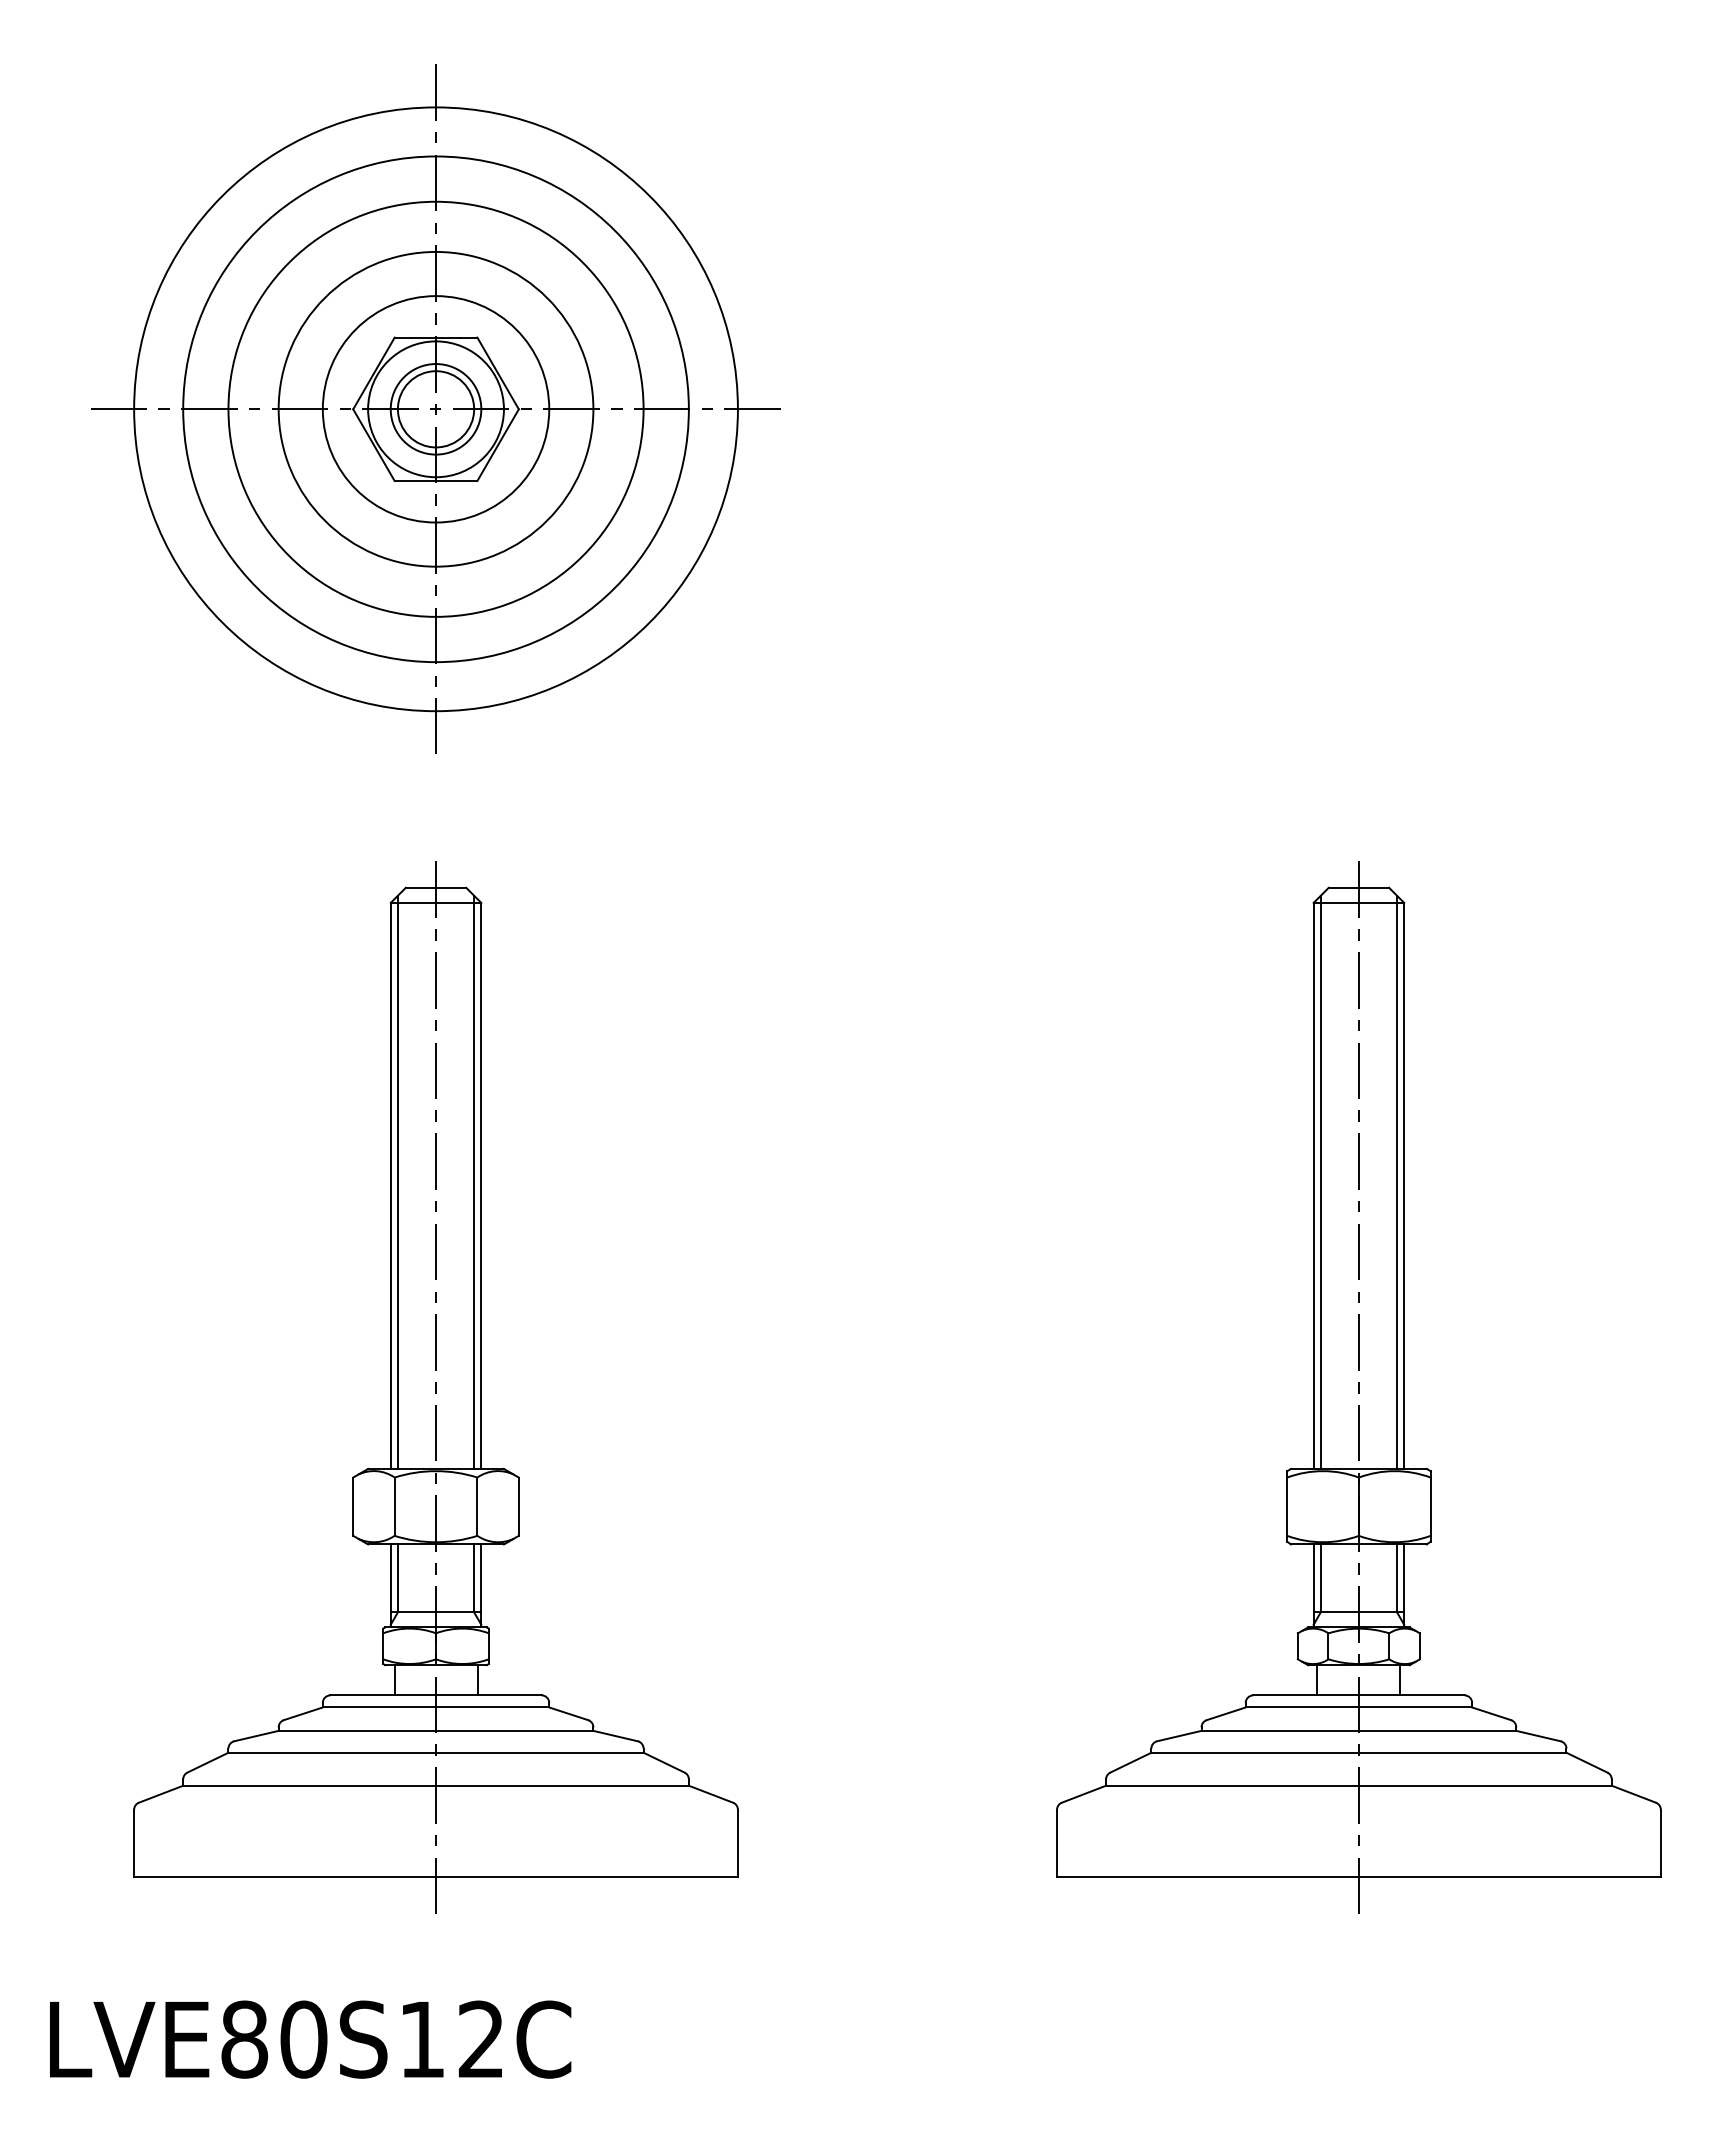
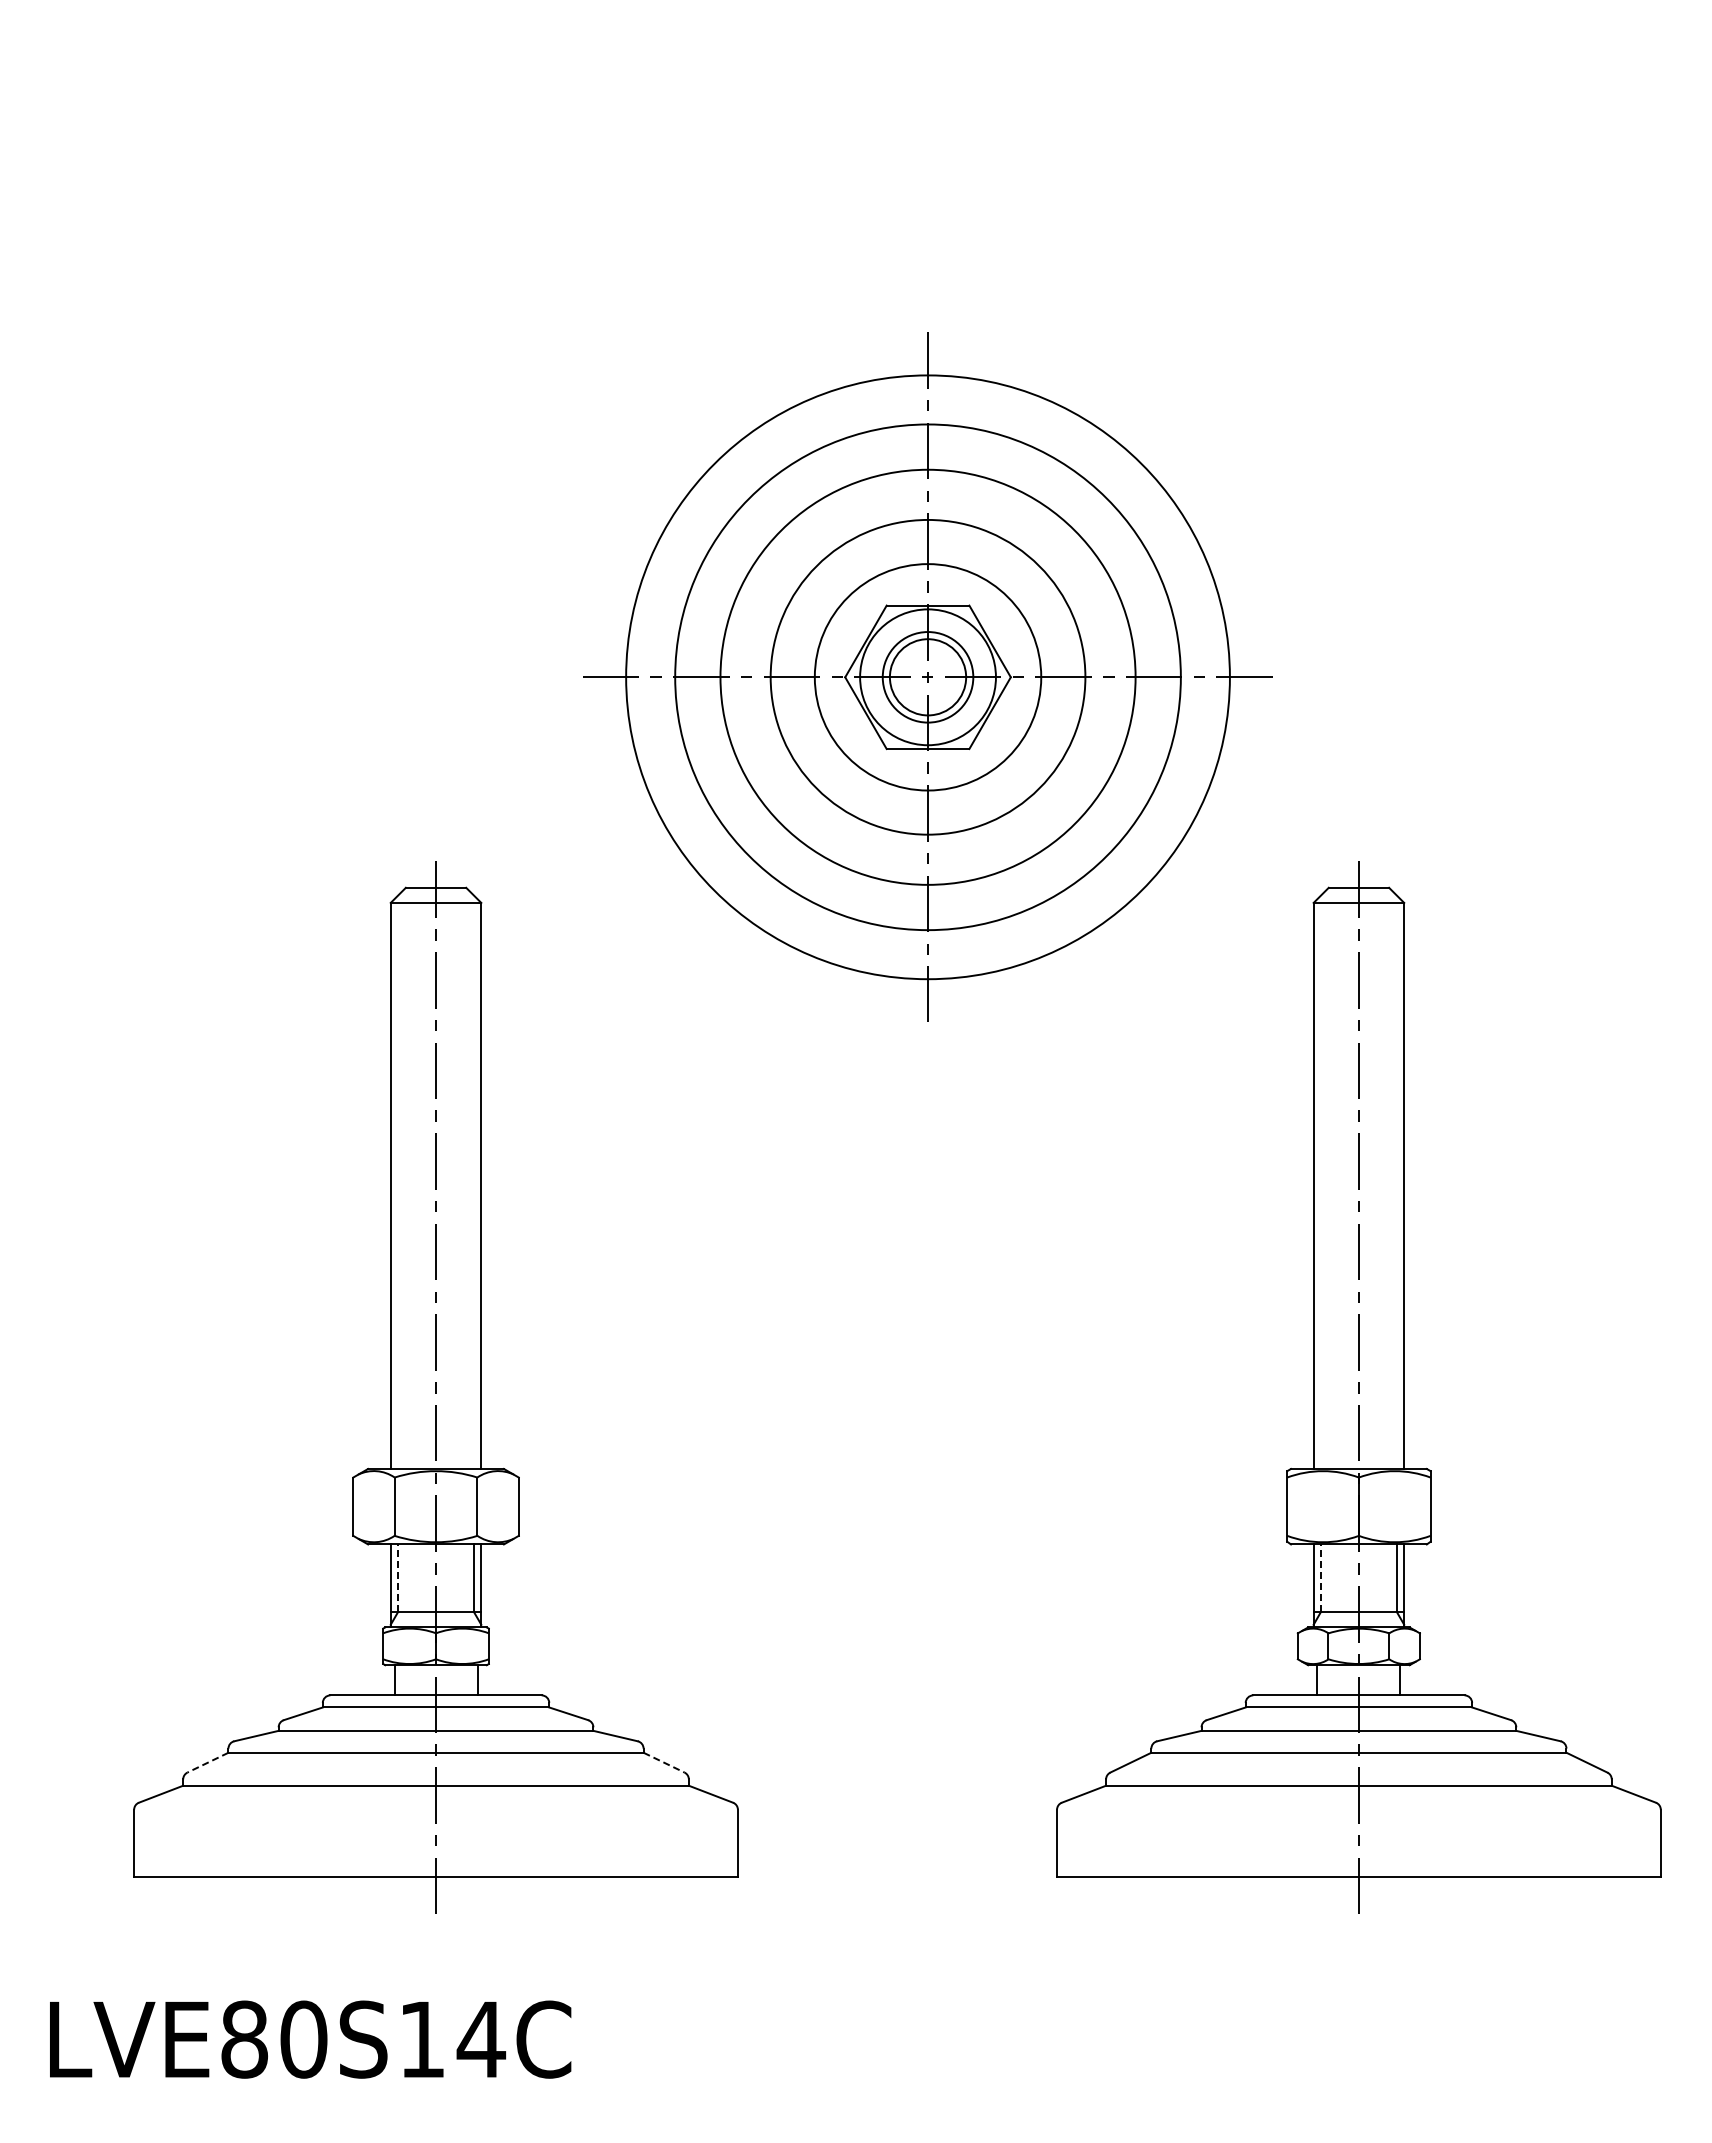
part position: (435, 408) -> (927, 676) (927, 676)
line: present -> none (397, 1181)
line: present -> none (474, 1181)
line: present -> none (1320, 1181)
line: present -> none (1397, 1181)
line: solid -> dashed (397, 1578)
line: solid -> dashed (1320, 1578)
line: solid -> dashed (207, 1762)
line: solid -> dashed (664, 1762)
text: LVE80S12C -> LVE80S14C (481, 2038)
